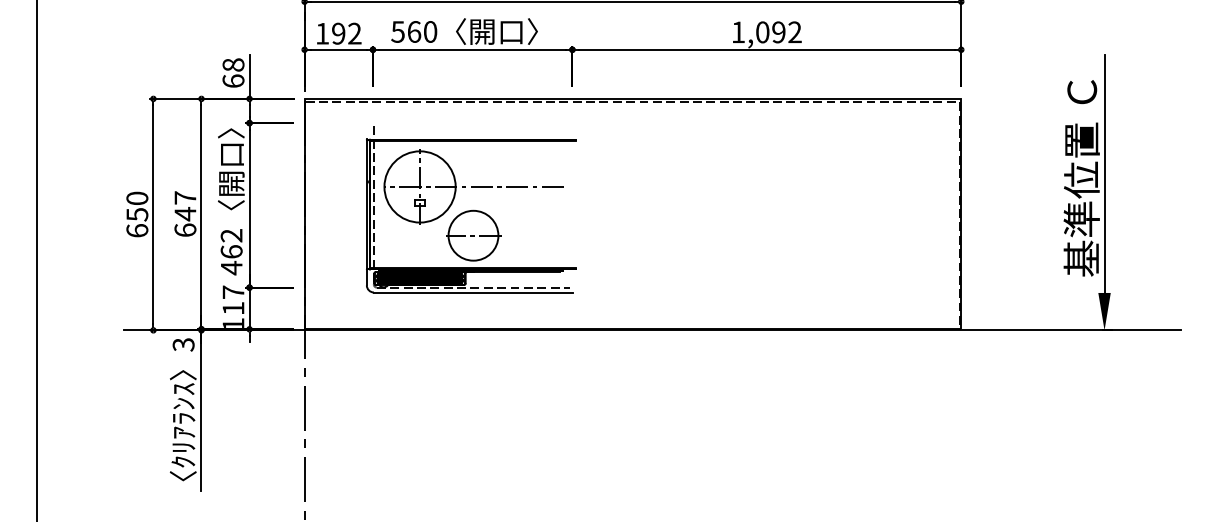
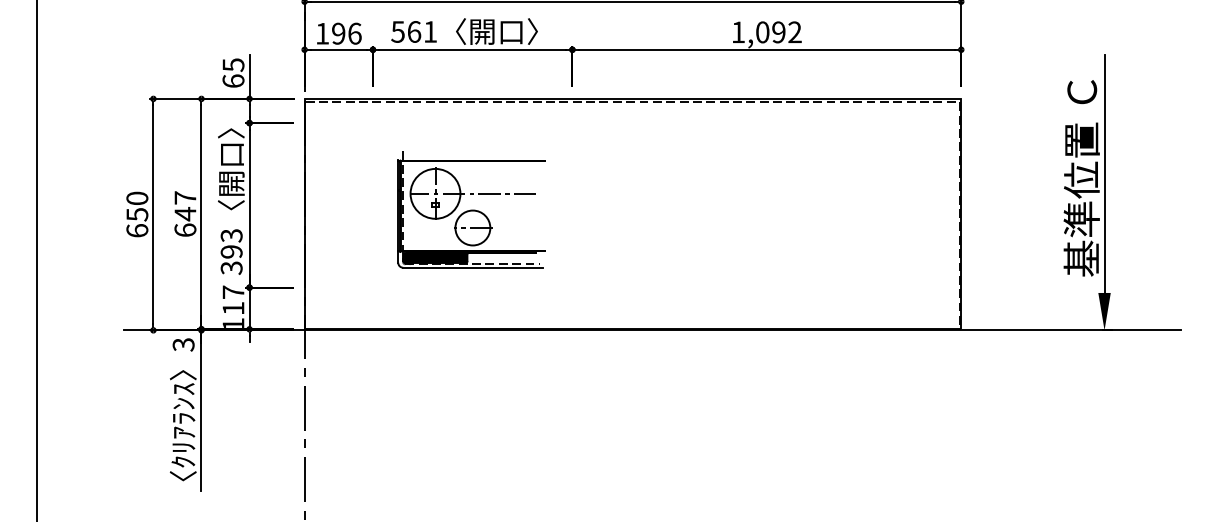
text: 560 -> 561 (430, 31)
text: 192 -> 196 (354, 33)
text: 68 -> 65 (233, 65)
part size: 211x168 px -> 149x118 px (471, 209)
text: 462 -> 393 (231, 252)
